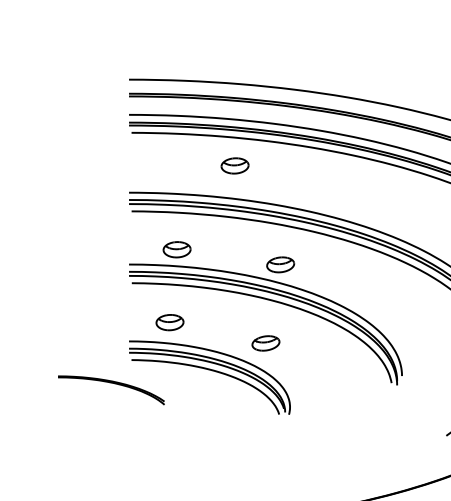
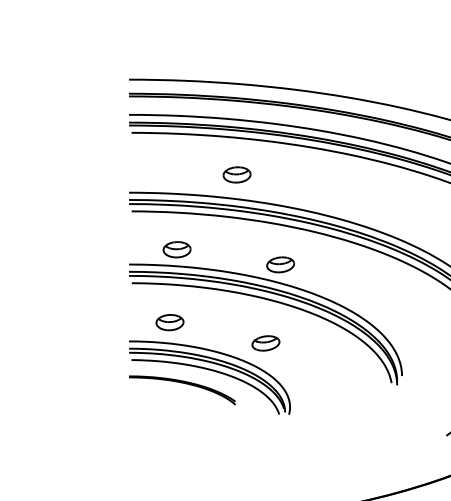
part position: (234, 165) -> (236, 174) (236, 174)
part position: (114, 384) -> (185, 384) (185, 384)
